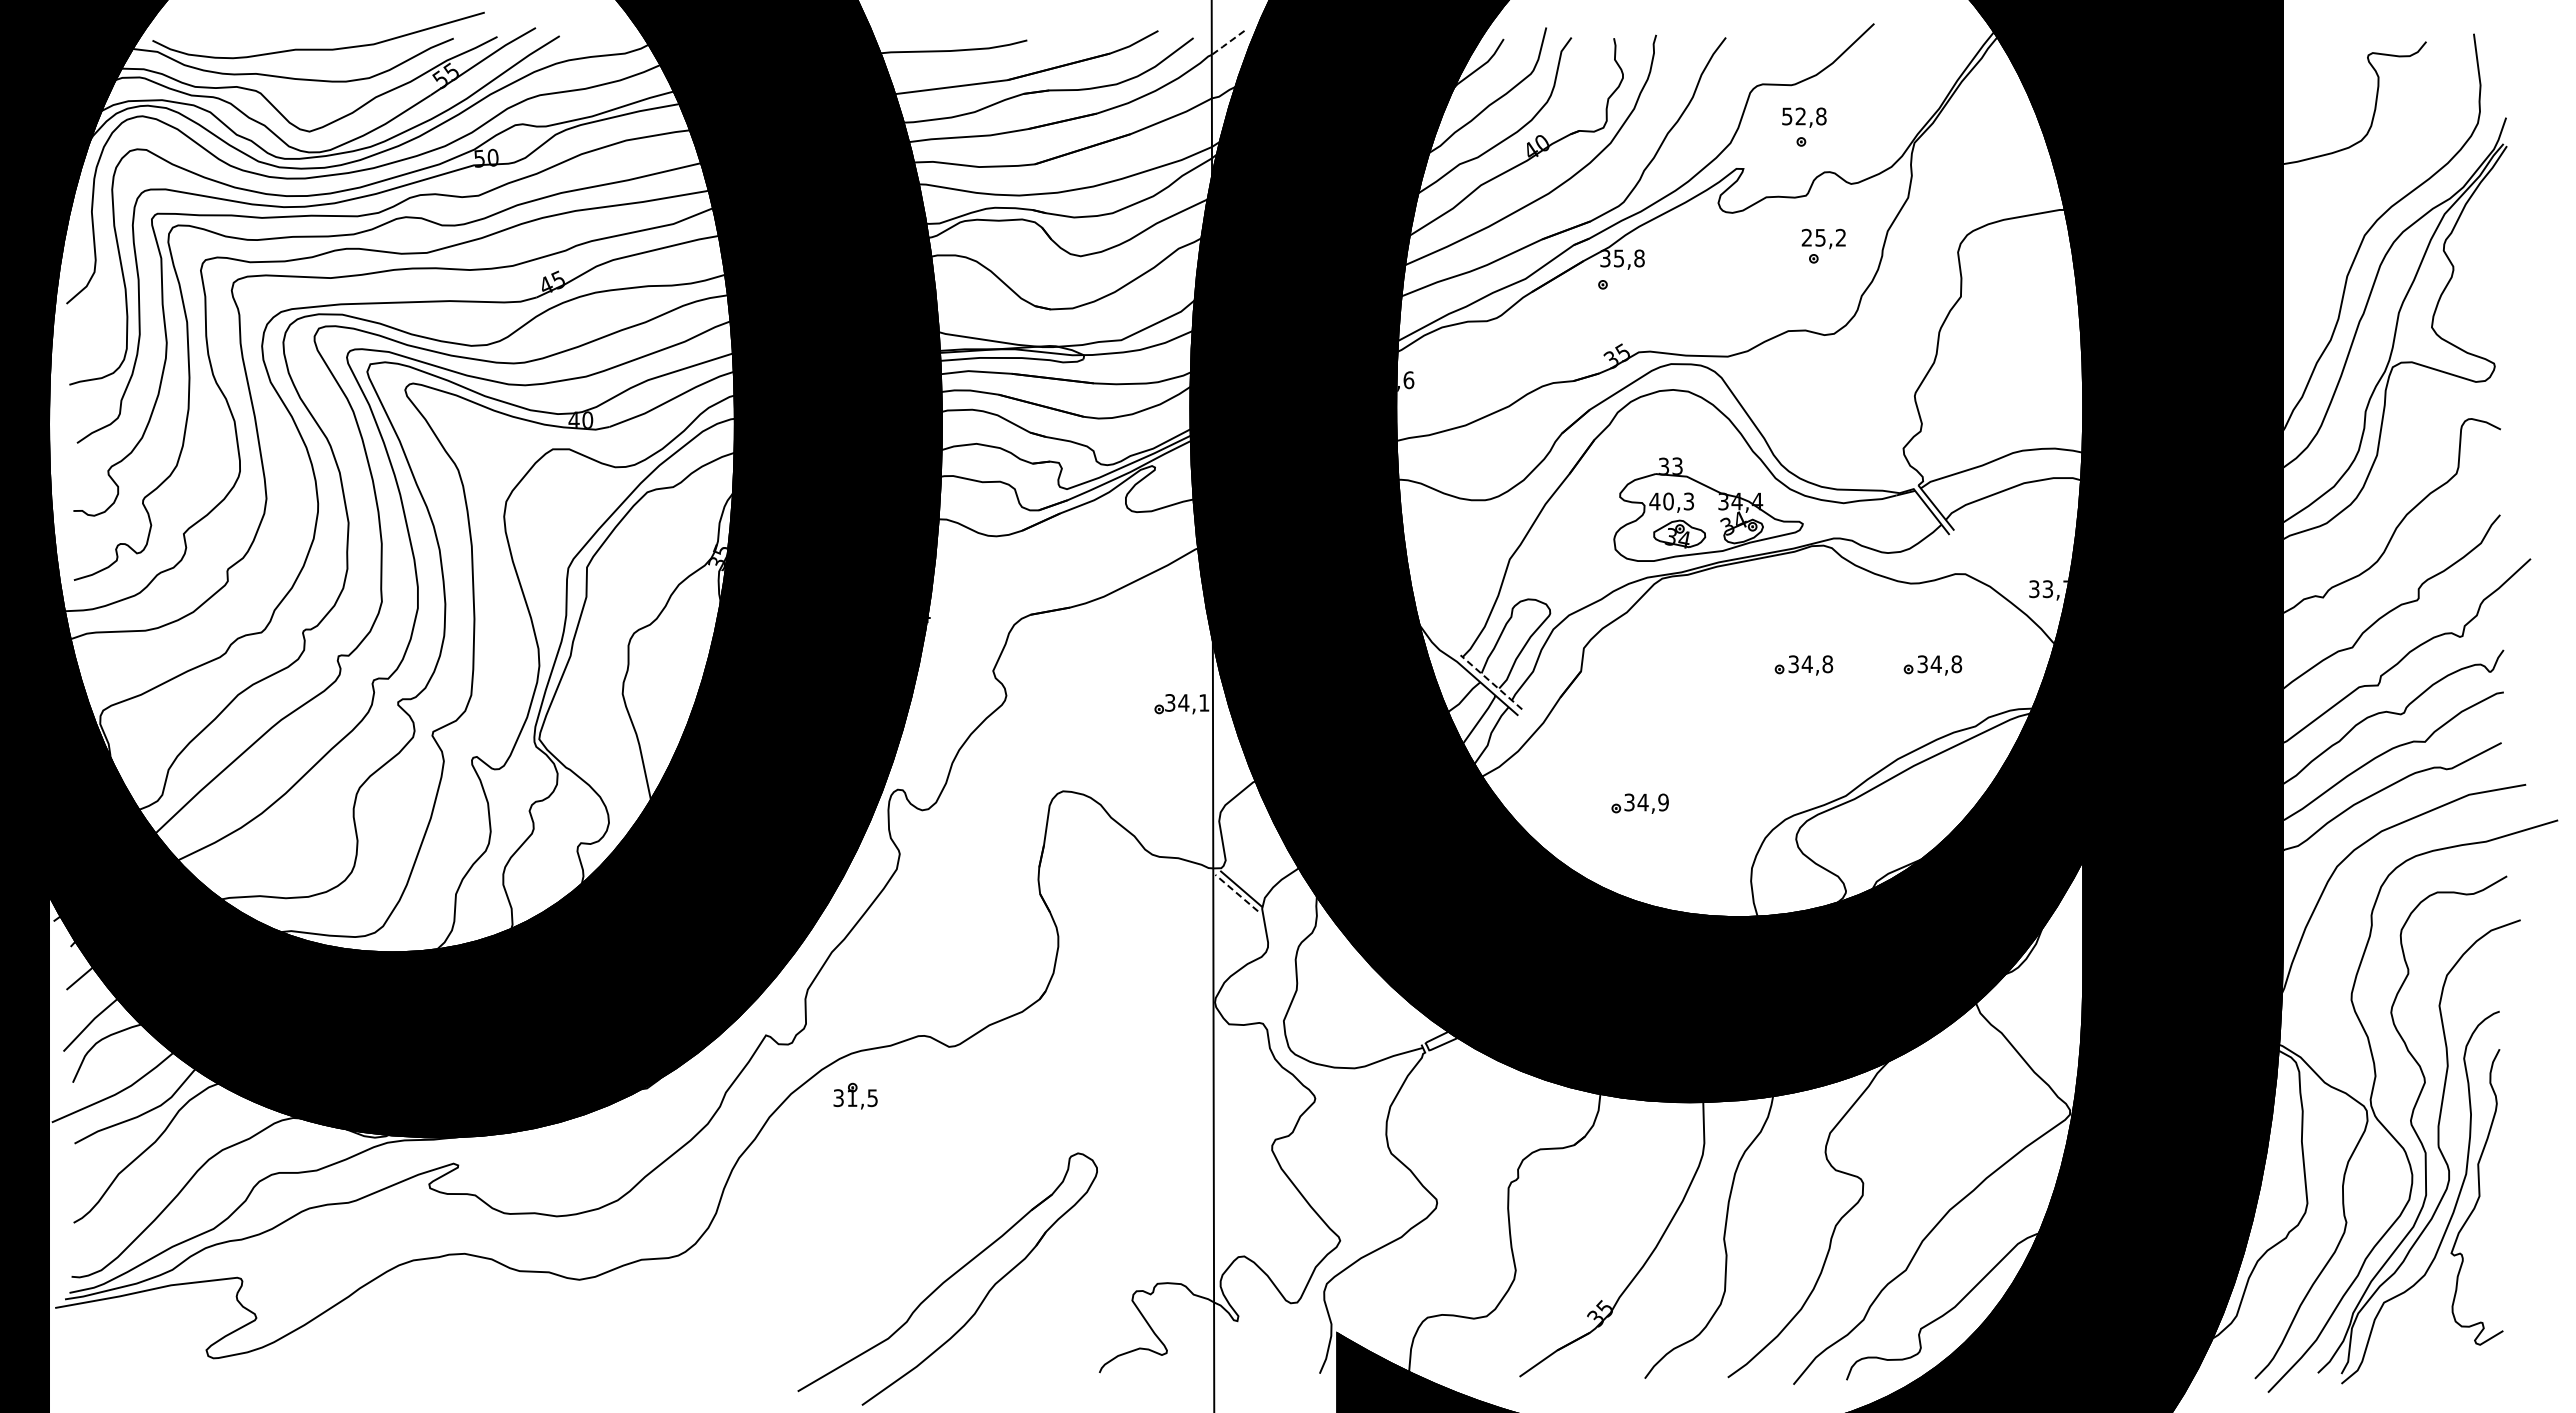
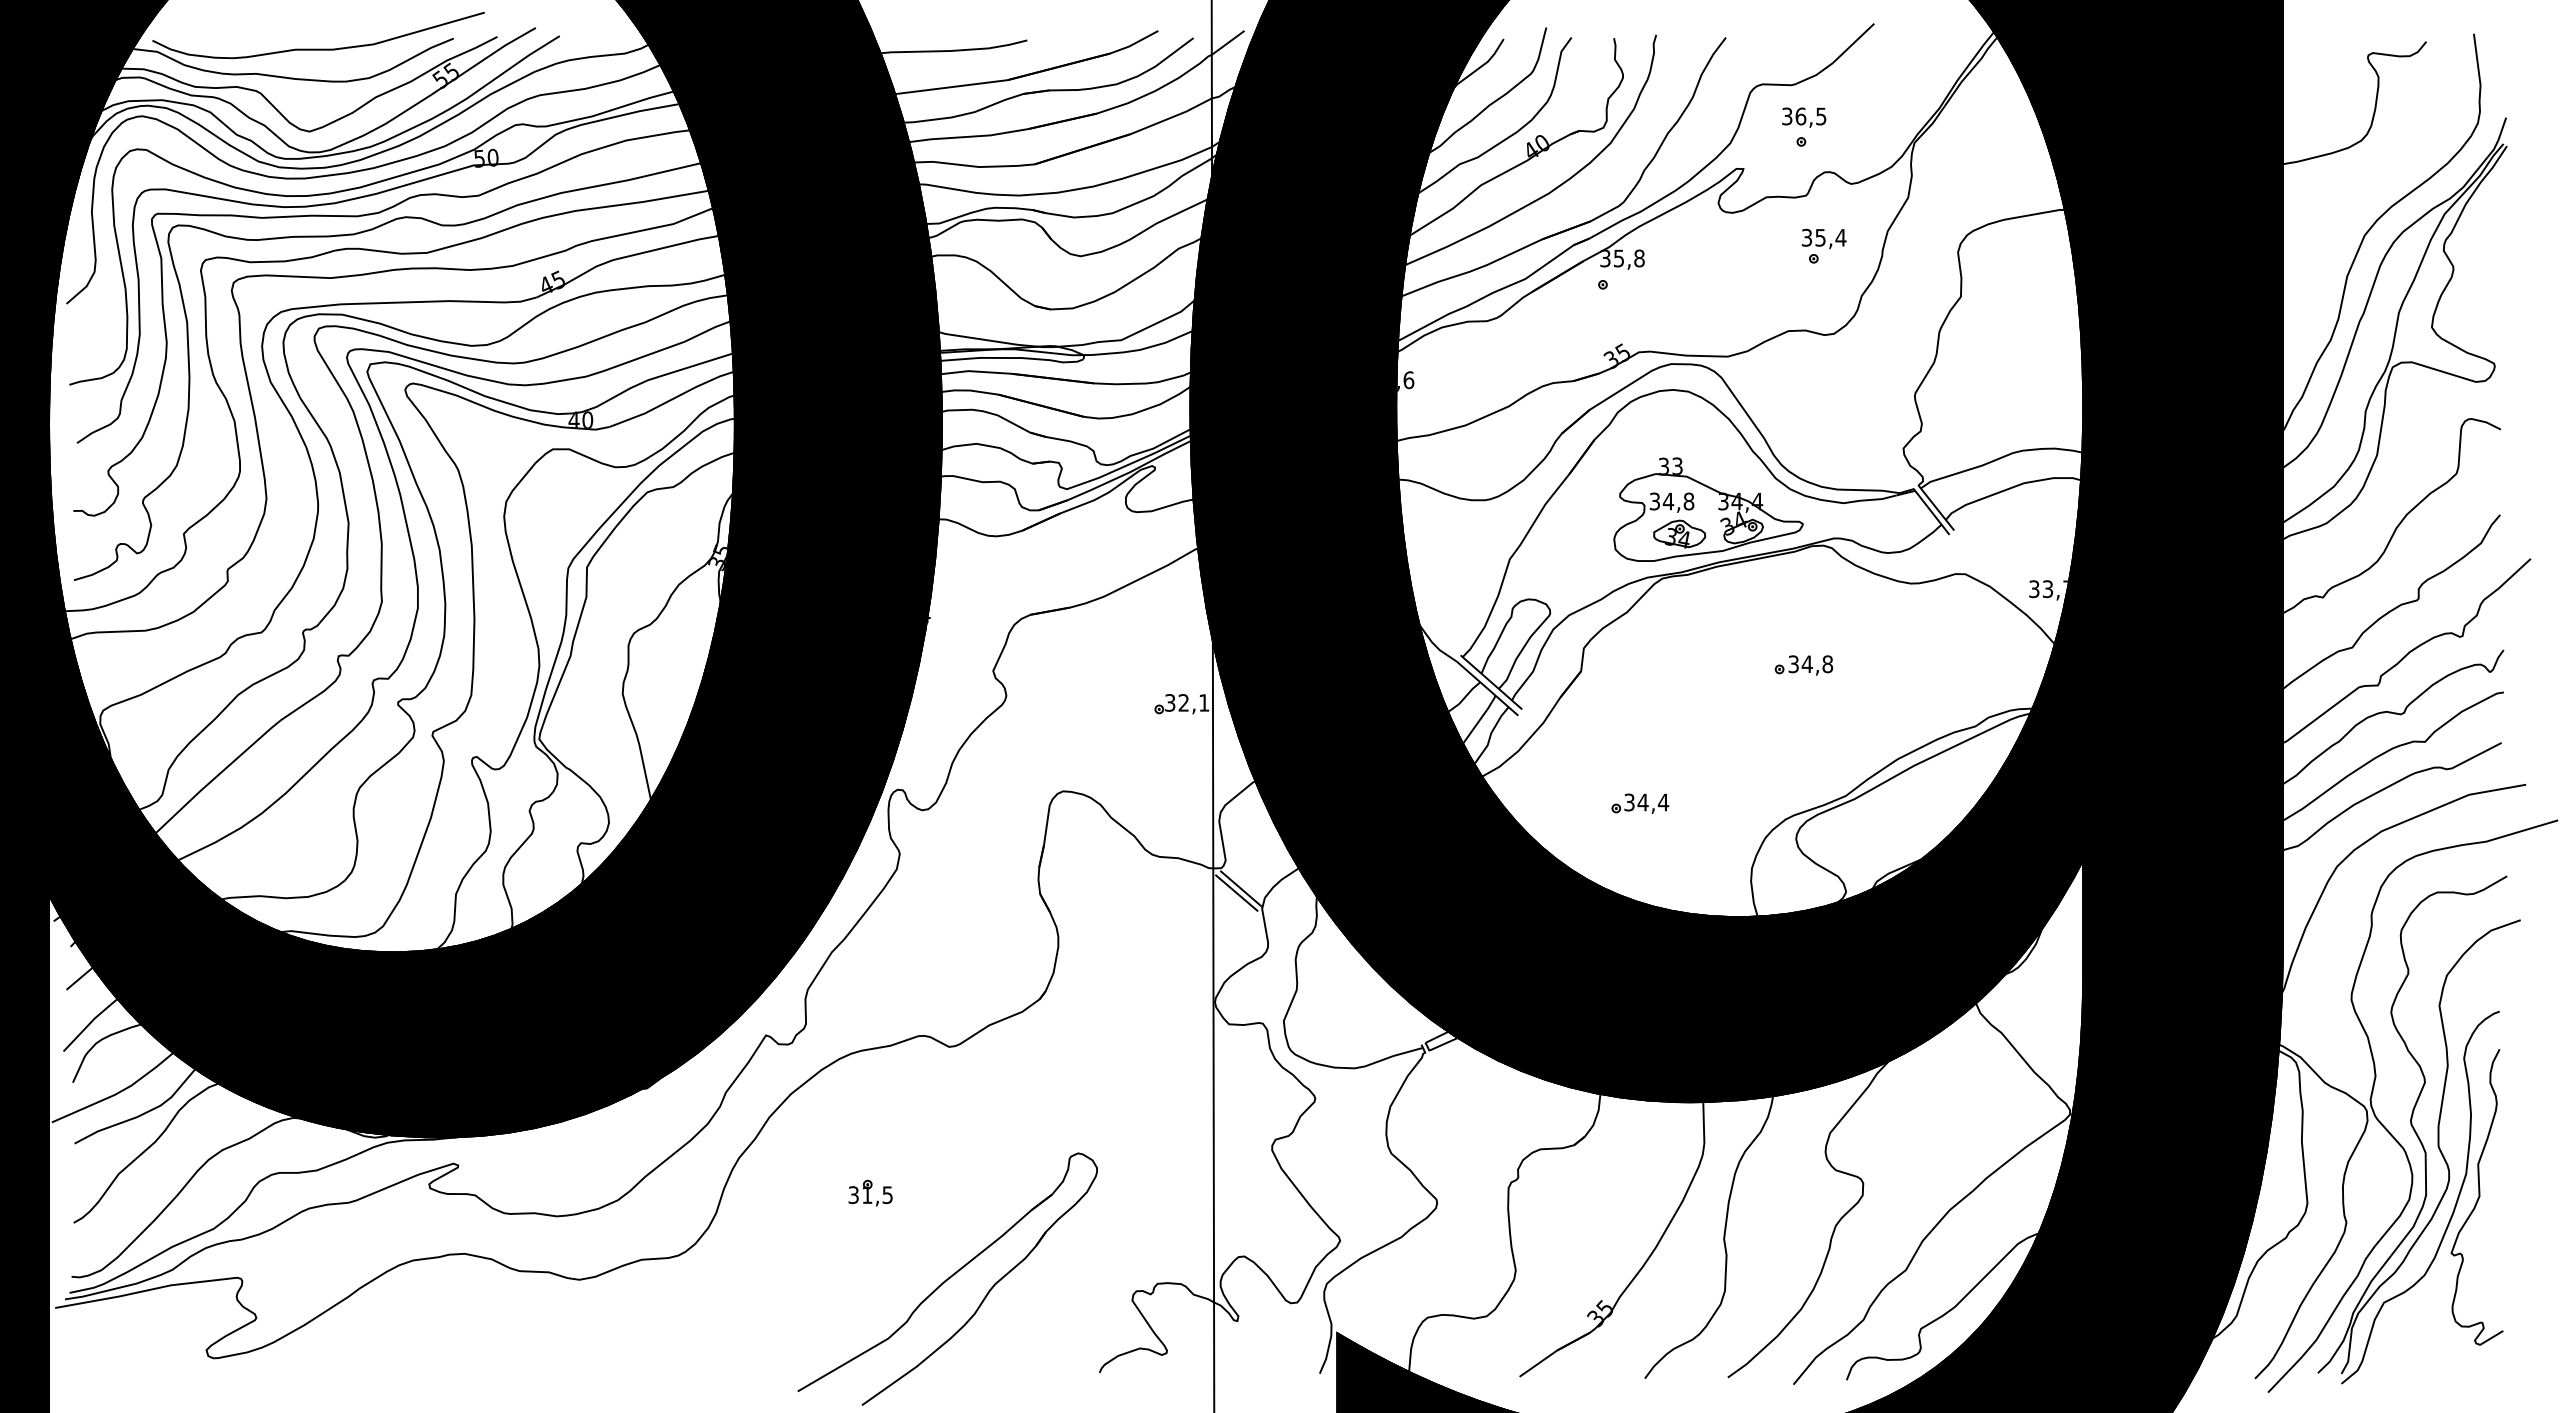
line: dashed -> solid (1227, 43)
text: 52,8 -> 36,5 (1804, 116)
text: 25,2 -> 35,4 (1824, 237)
text: 40,3 -> 34,8 (1671, 501)
part: present -> none (1932, 665)
line: dashed -> solid (1491, 682)
text: 34,1 -> 32,1 (1183, 702)
text: 34,9 -> 34,4 (1663, 802)
line: dashed -> solid (1236, 892)
part position: (855, 1095) -> (870, 1192) (870, 1192)
